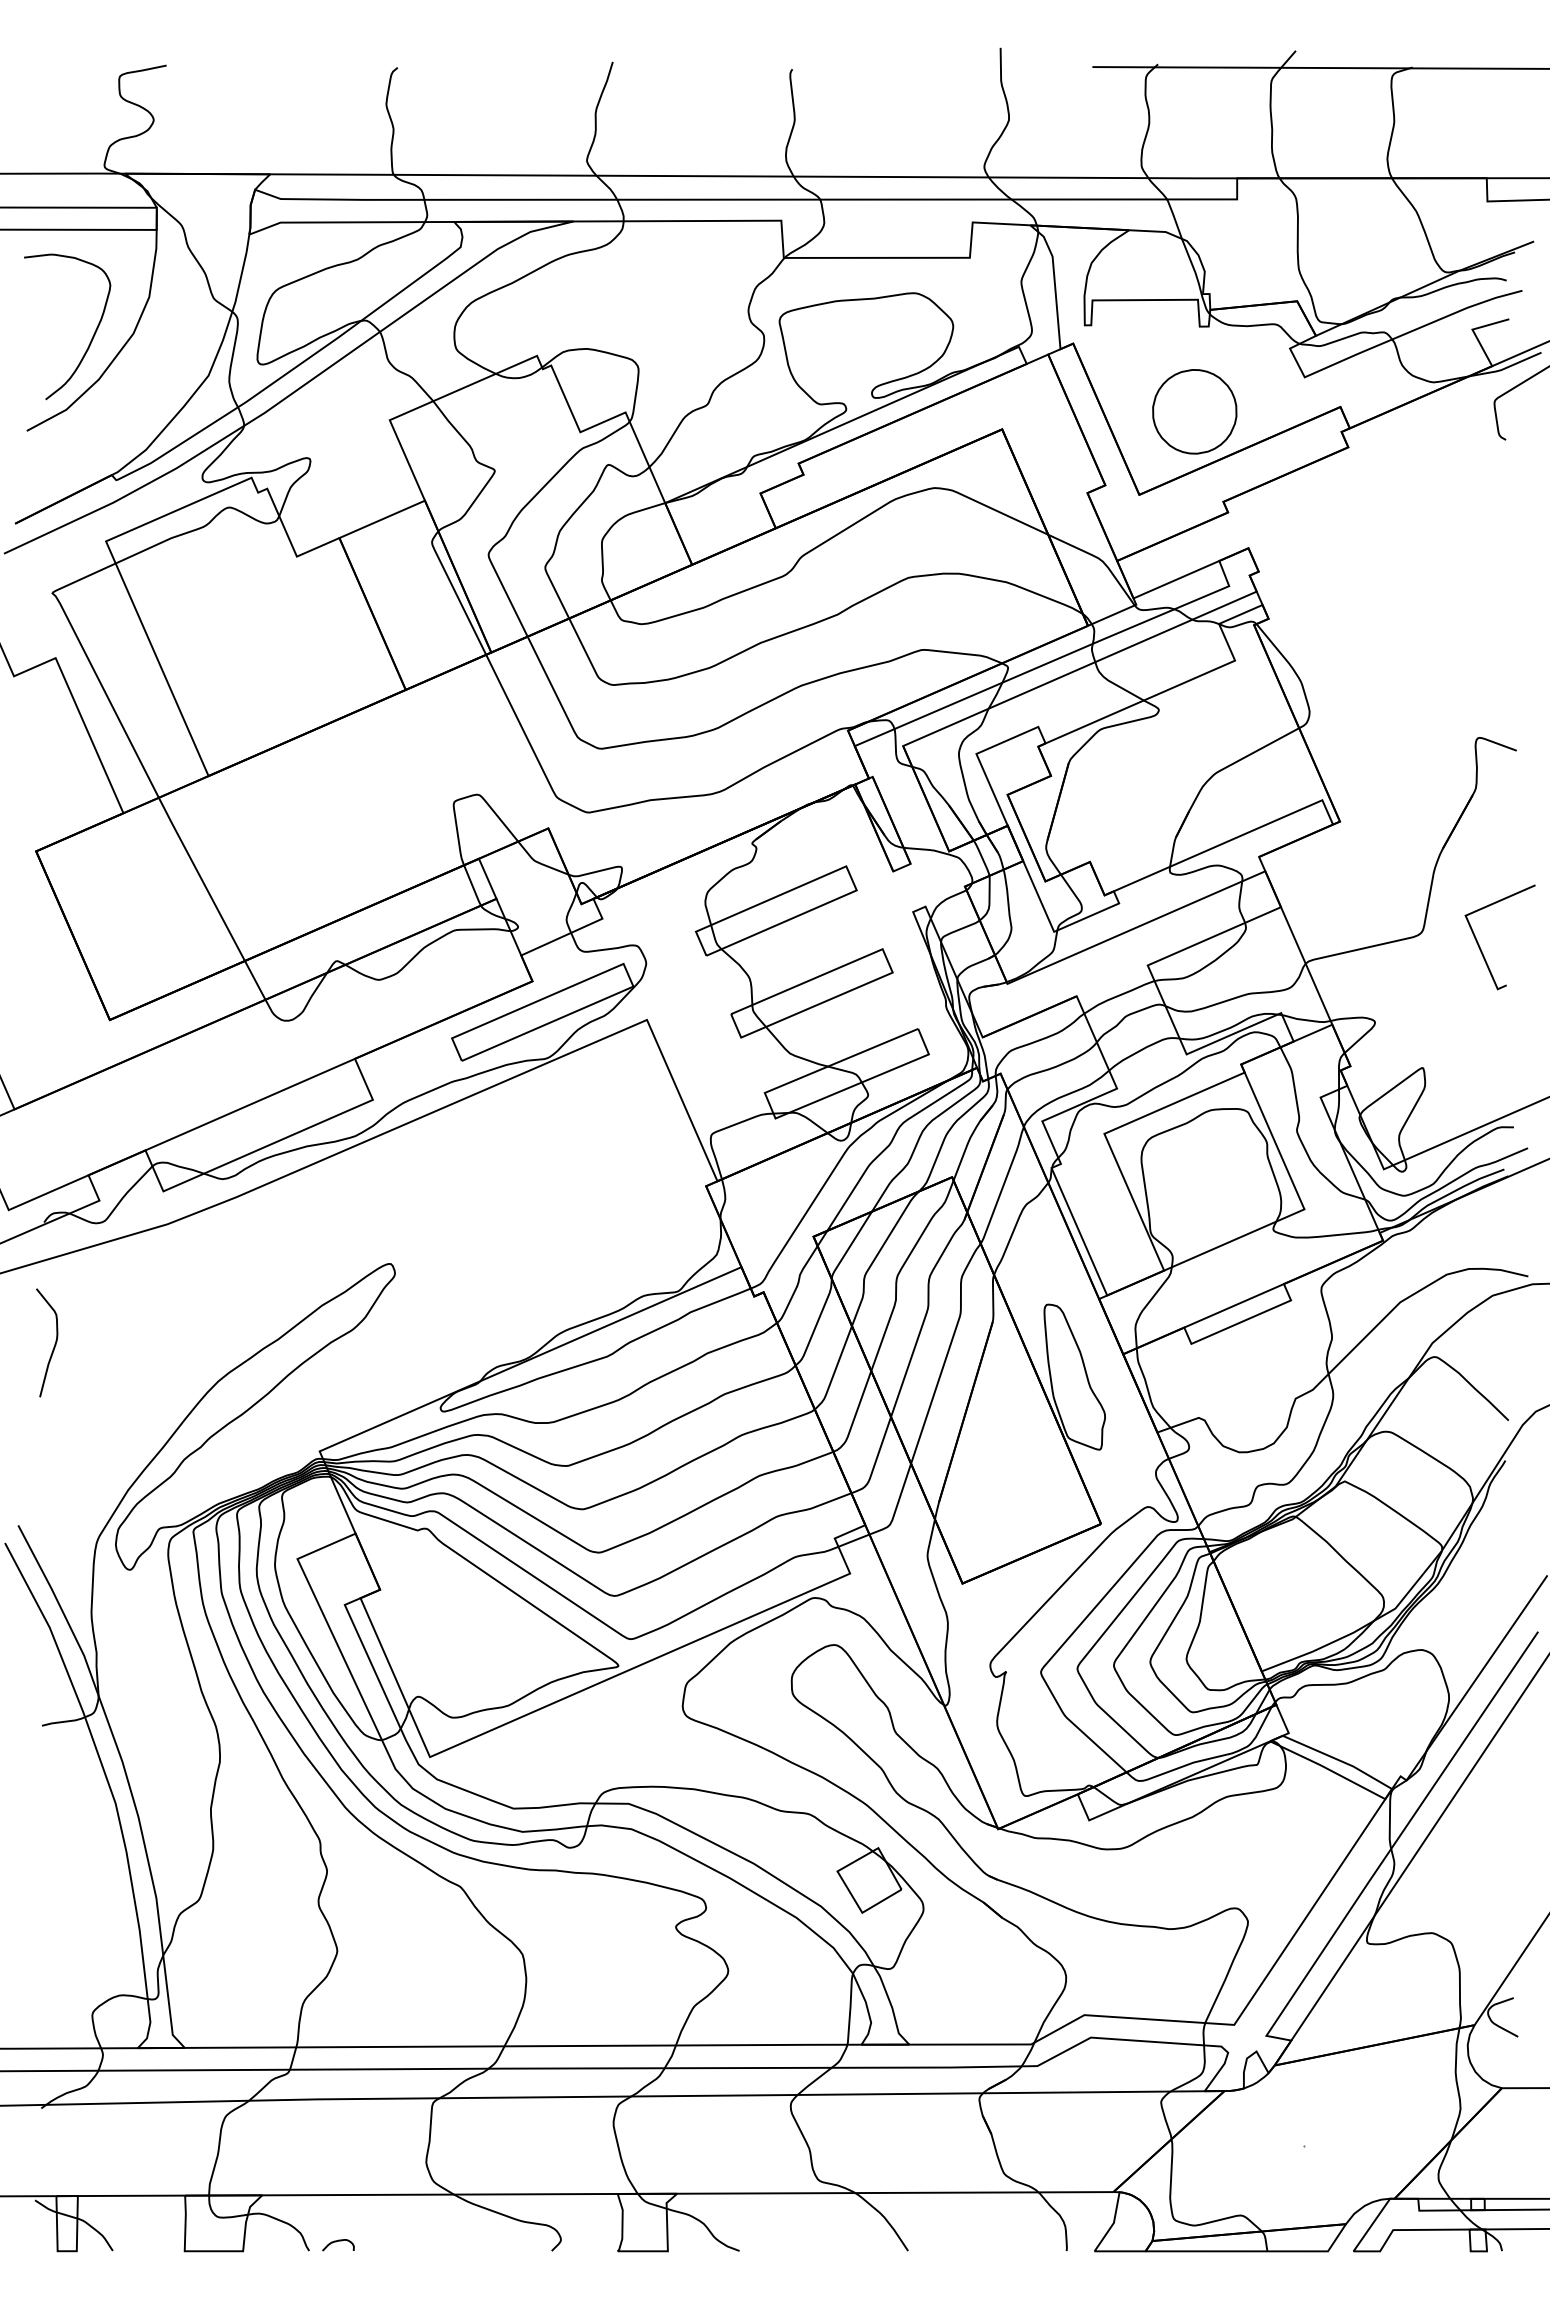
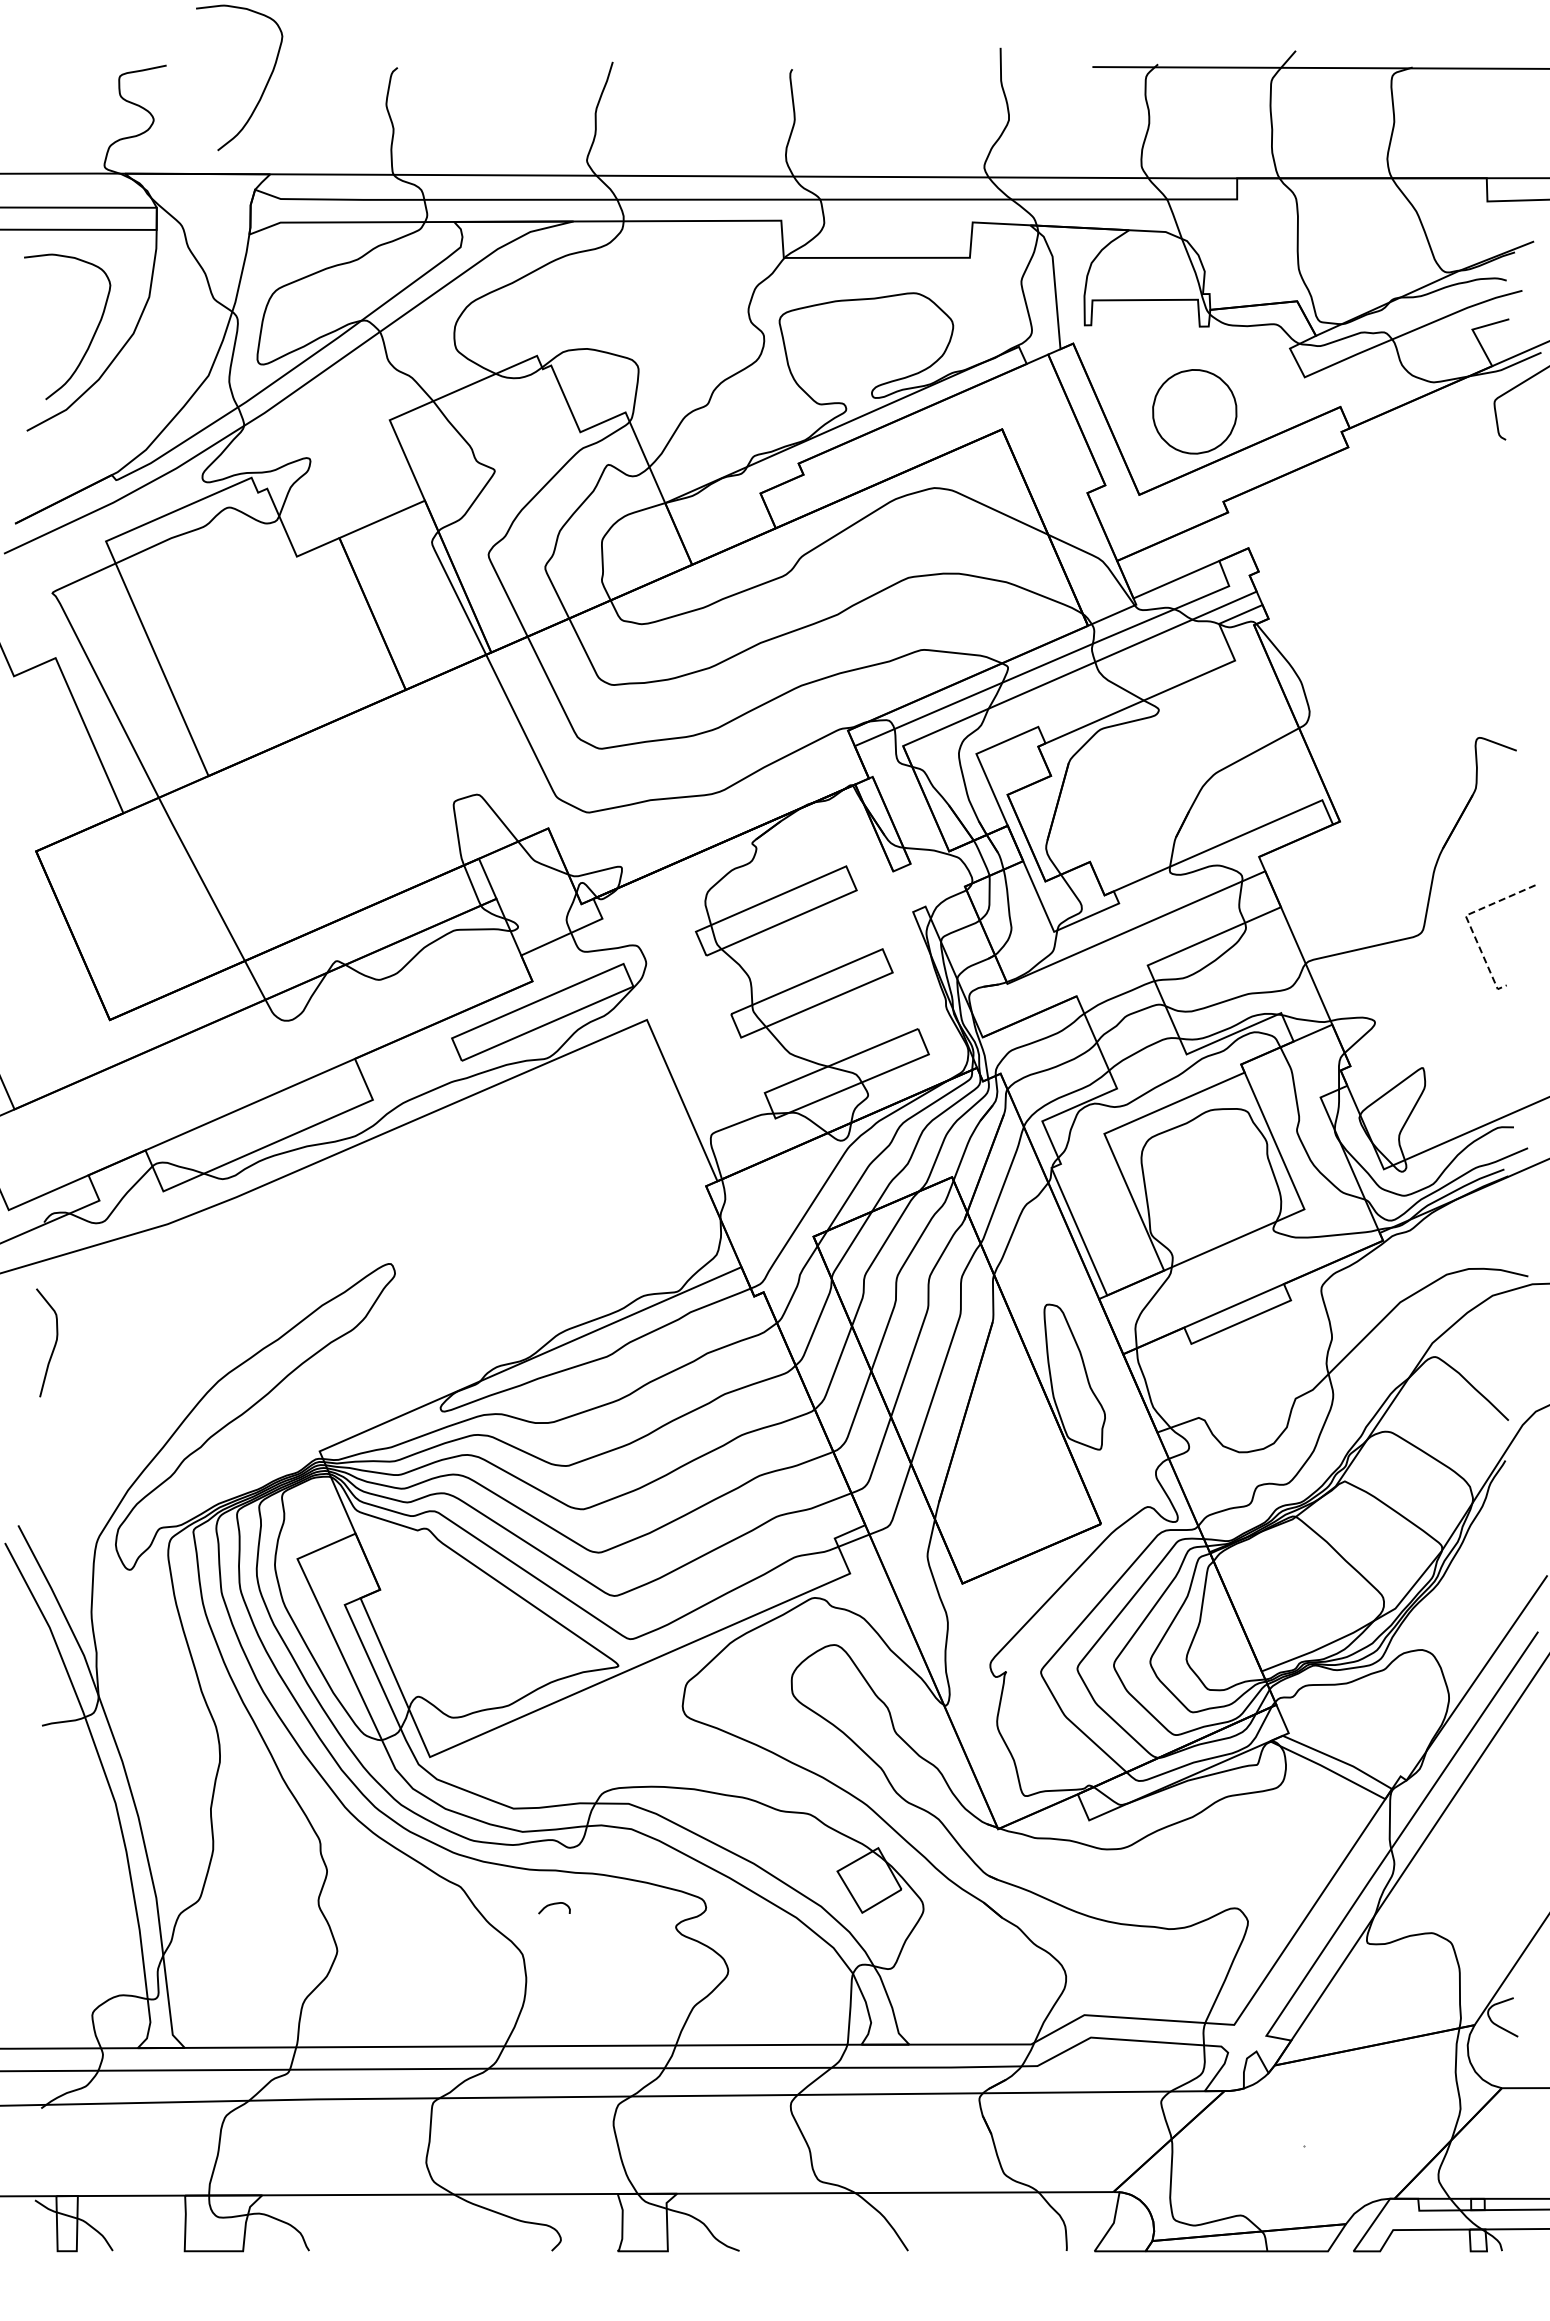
curve: none -> present (263, 89)
line: solid -> dashed (1468, 922)
curve position: (336, 2242) -> (552, 1905) (552, 1905)
